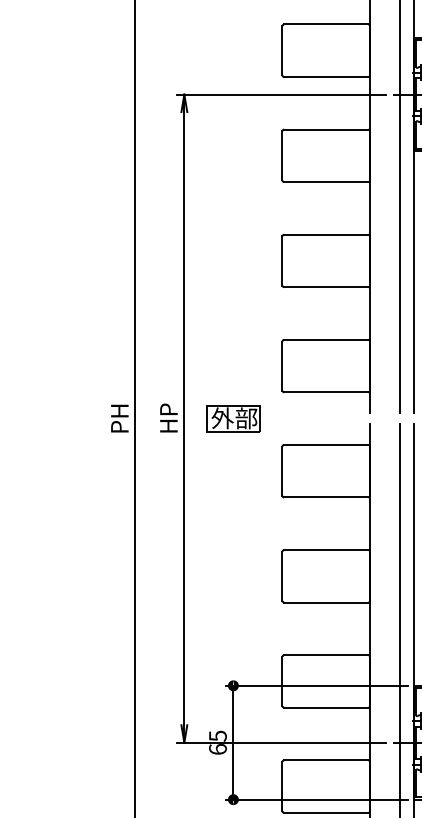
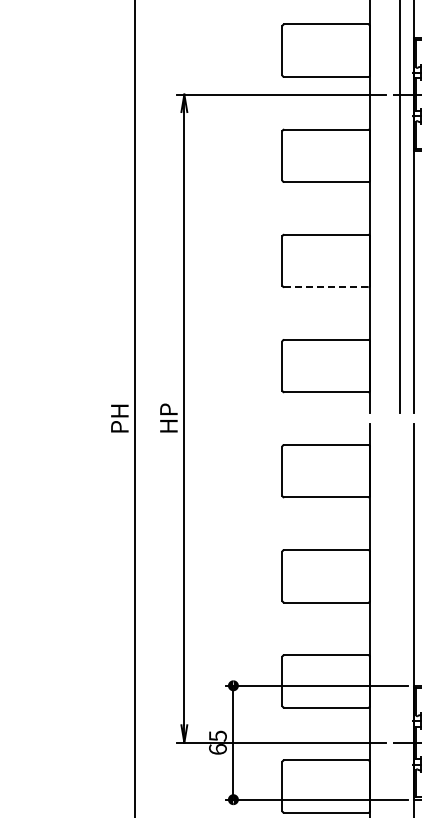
line: solid -> dashed (326, 287)
part: present -> none (233, 418)
line: present -> none (399, 618)
